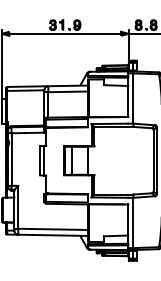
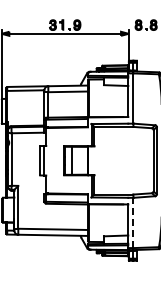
line: present -> none (142, 33)
line: solid -> dashed (133, 222)
